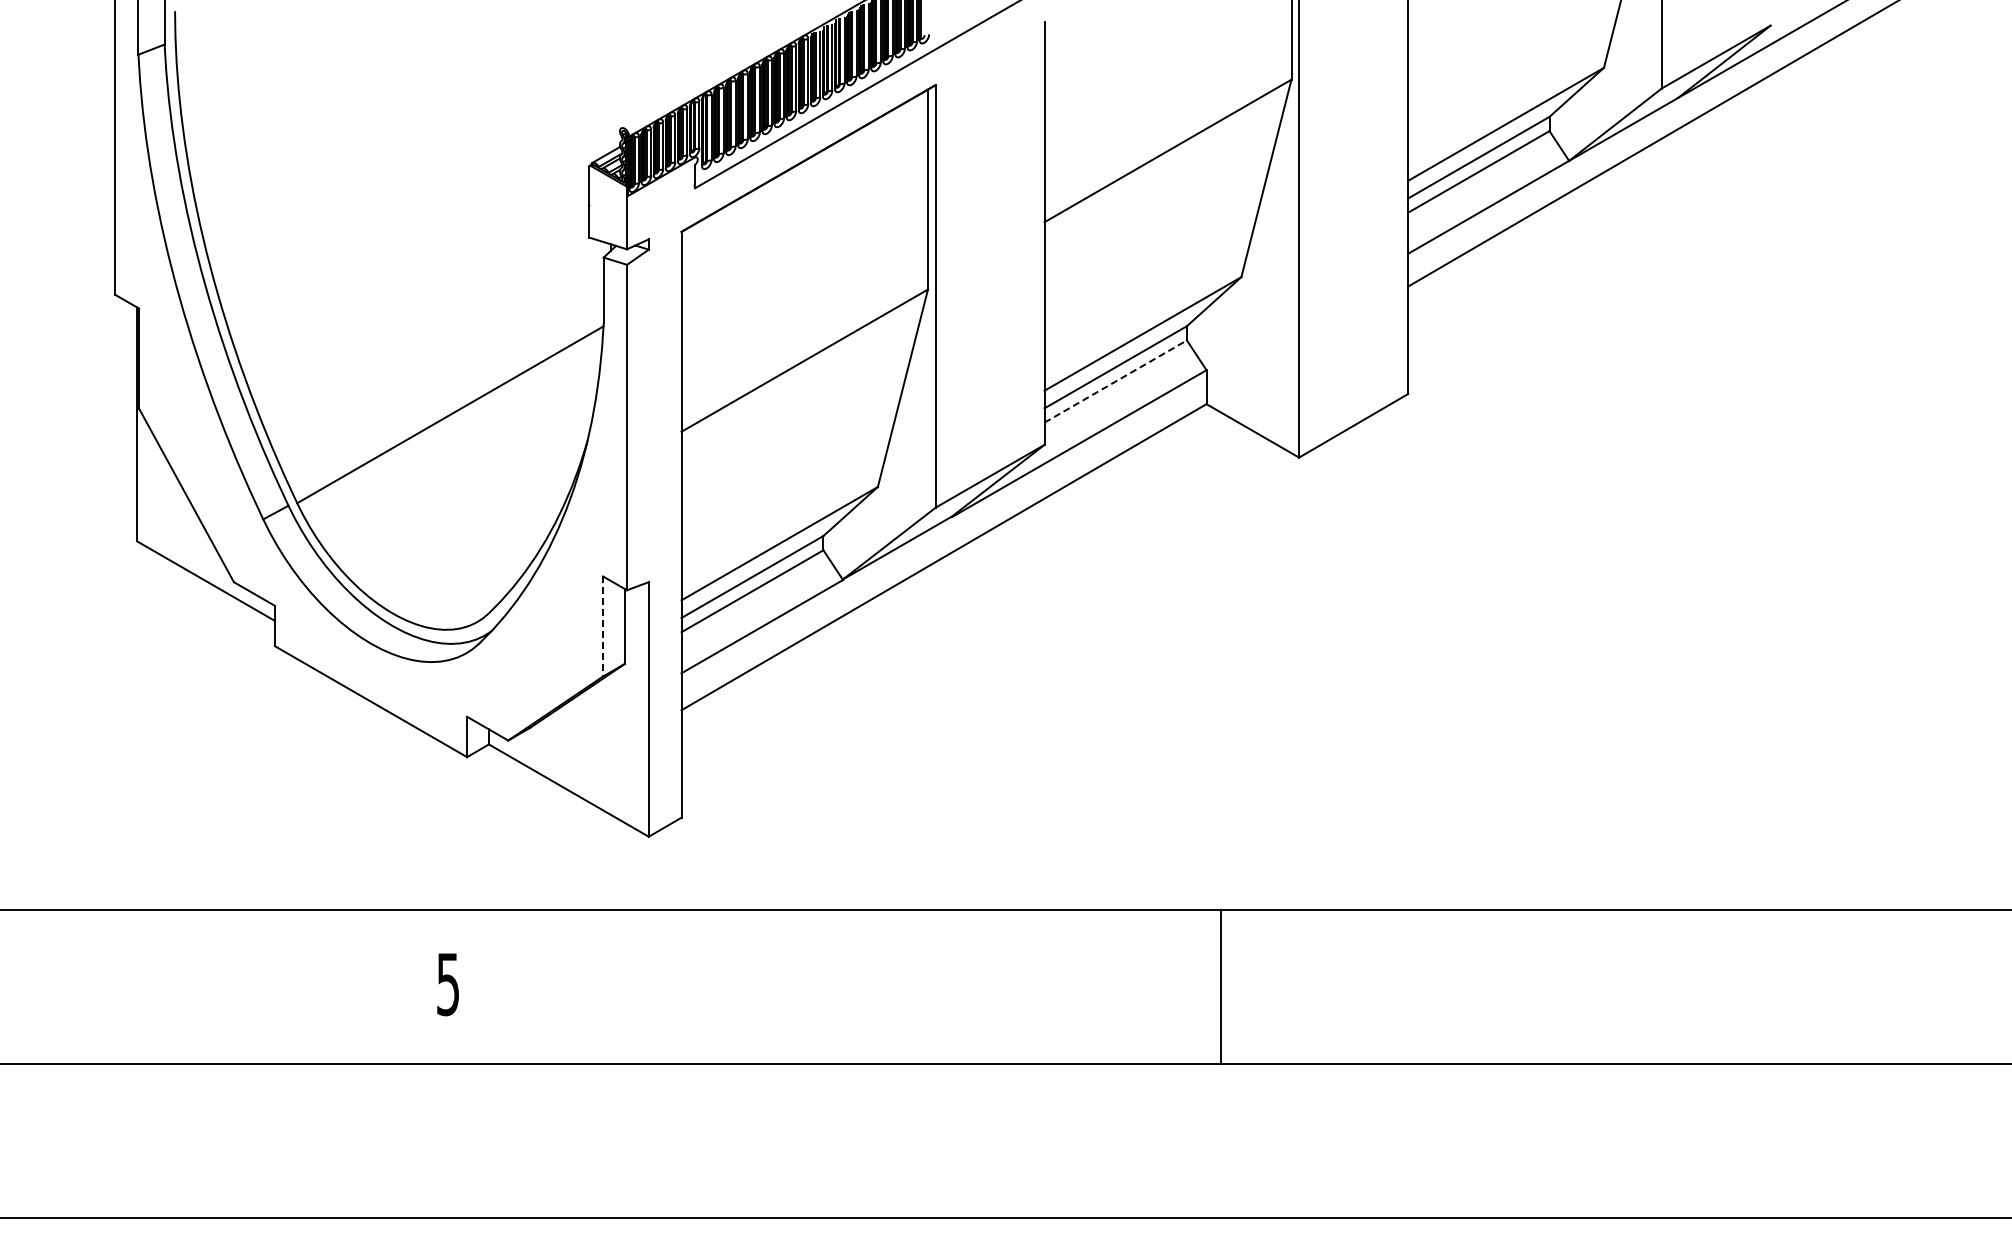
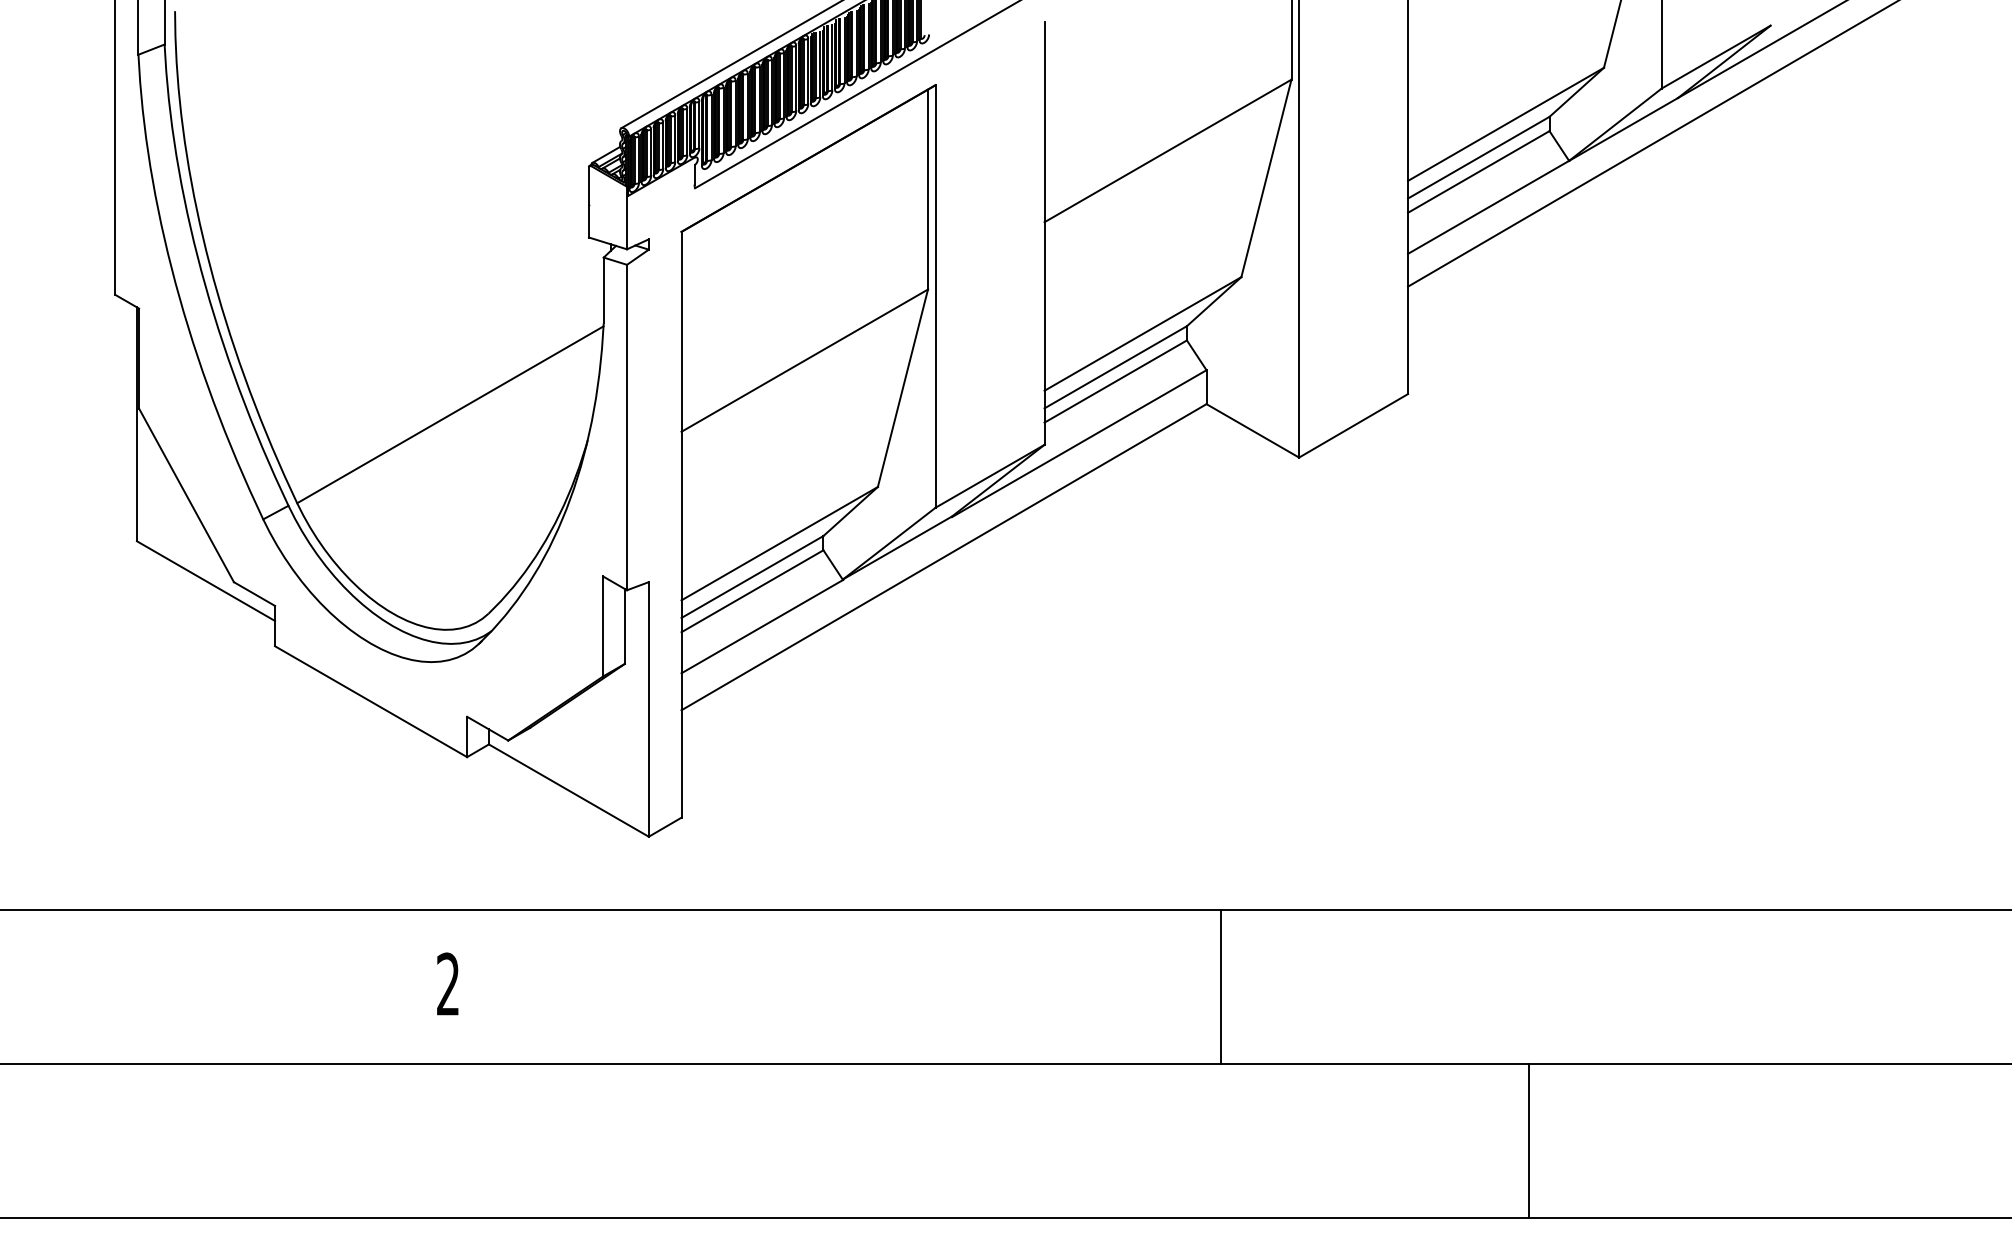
line: none -> present (730, 65)
line: dashed -> solid (1116, 381)
line: dashed -> solid (603, 626)
text: 5 -> 2 (447, 984)
line: none -> present (1528, 1141)
